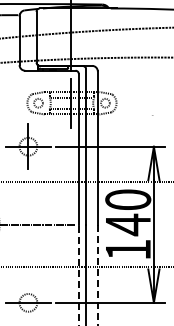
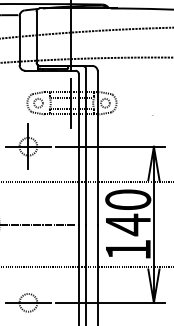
line: dashed -> solid (78, 274)
line: dashed -> solid (97, 275)
